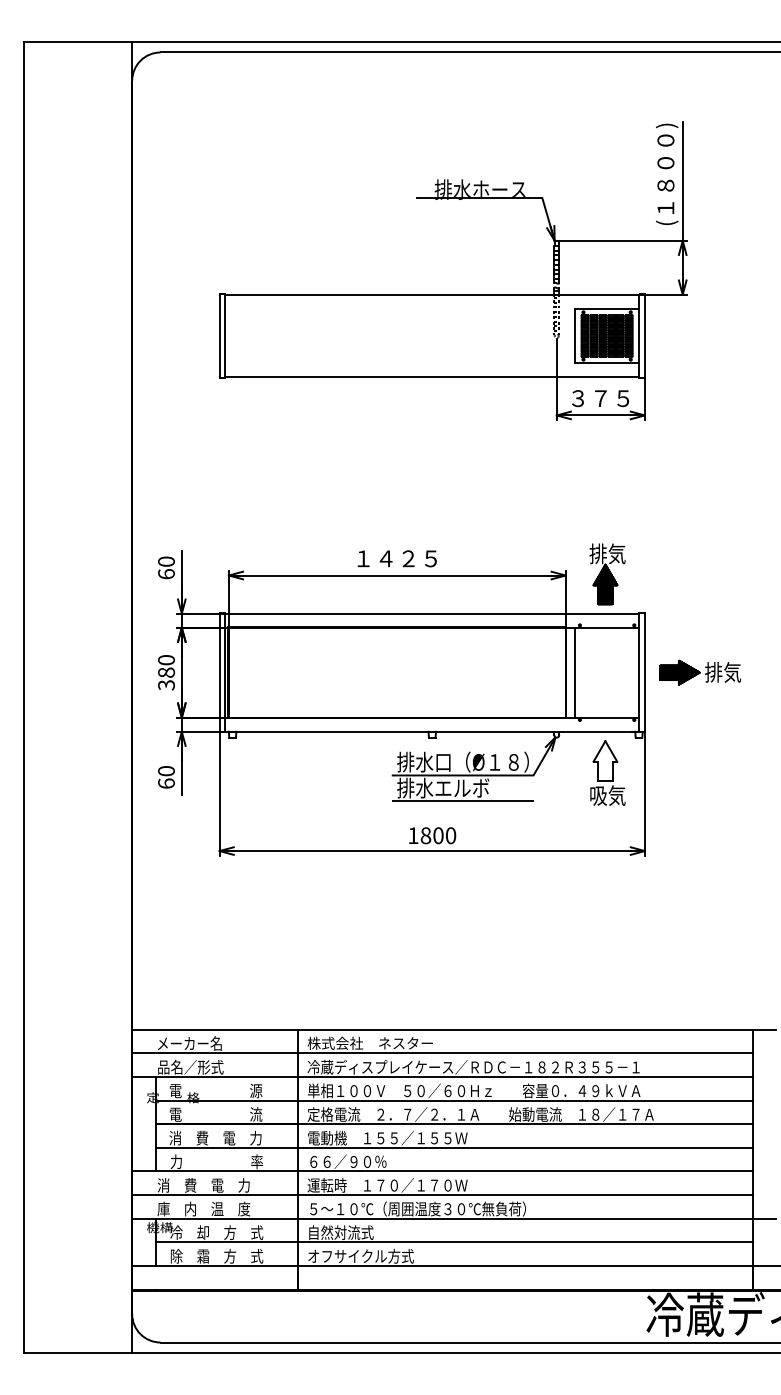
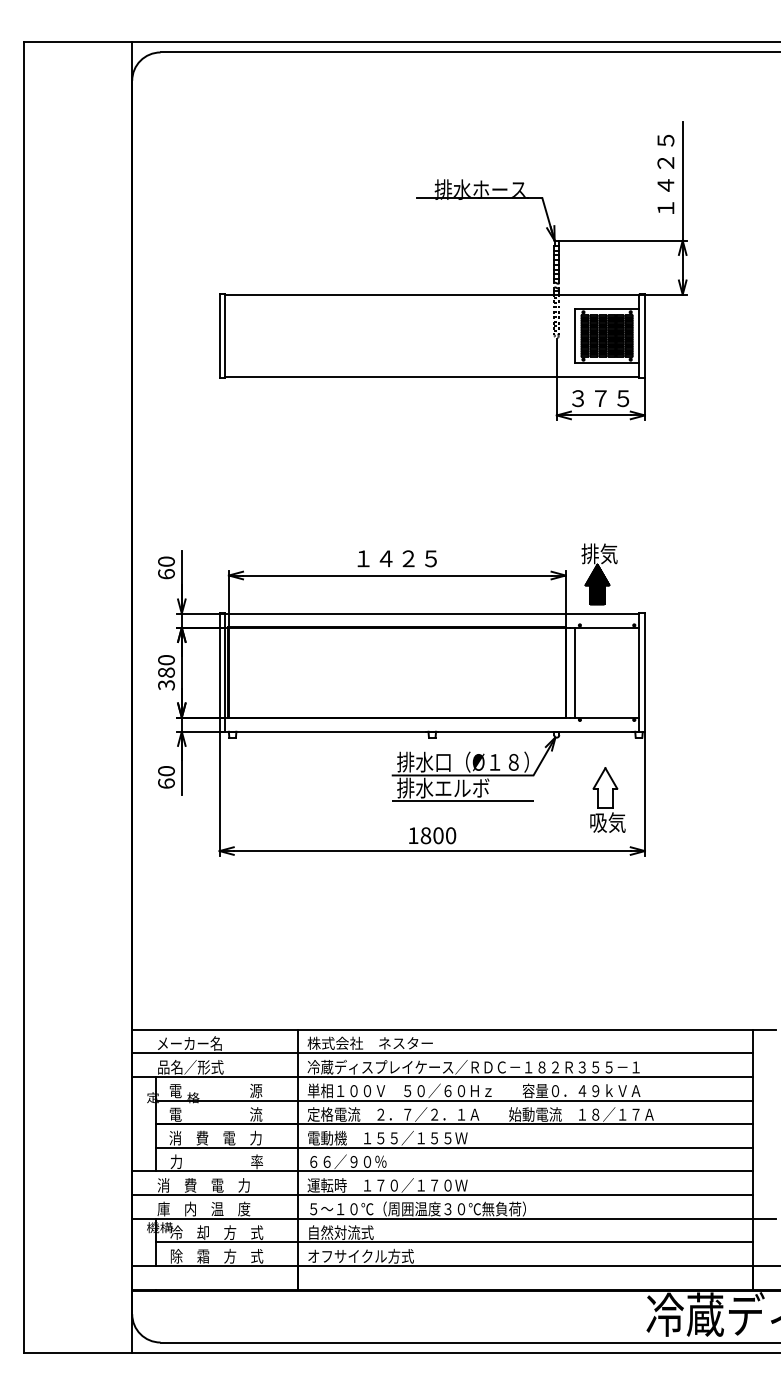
text: (１８００) -> １４２５ (667, 173)
part position: (607, 574) -> (599, 574) (599, 574)
part: present -> none (700, 672)
part position: (607, 772) -> (607, 799) (607, 799)
